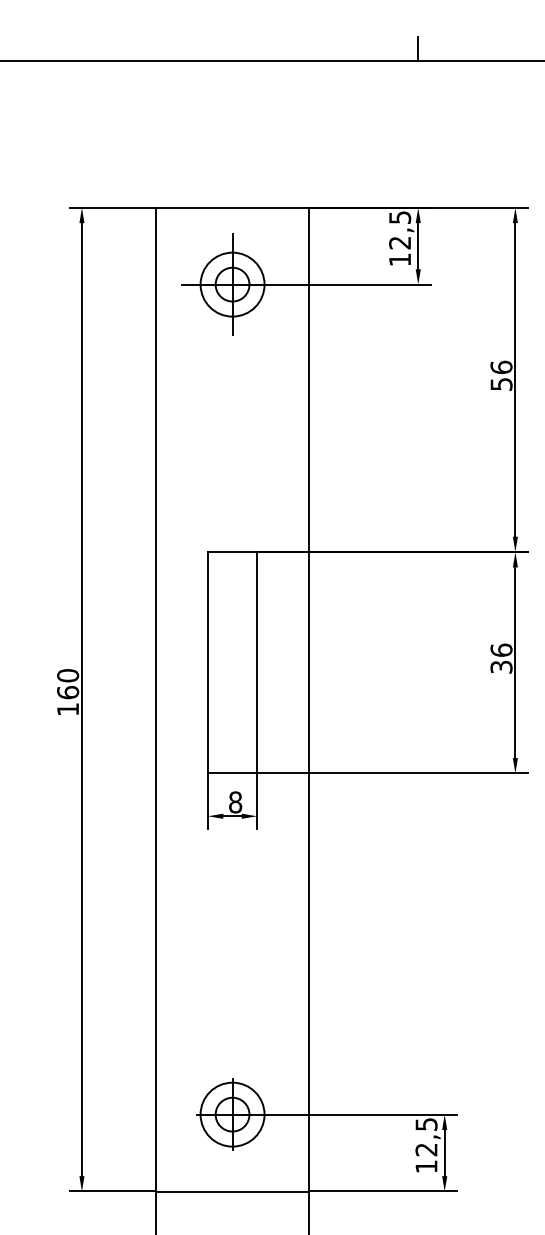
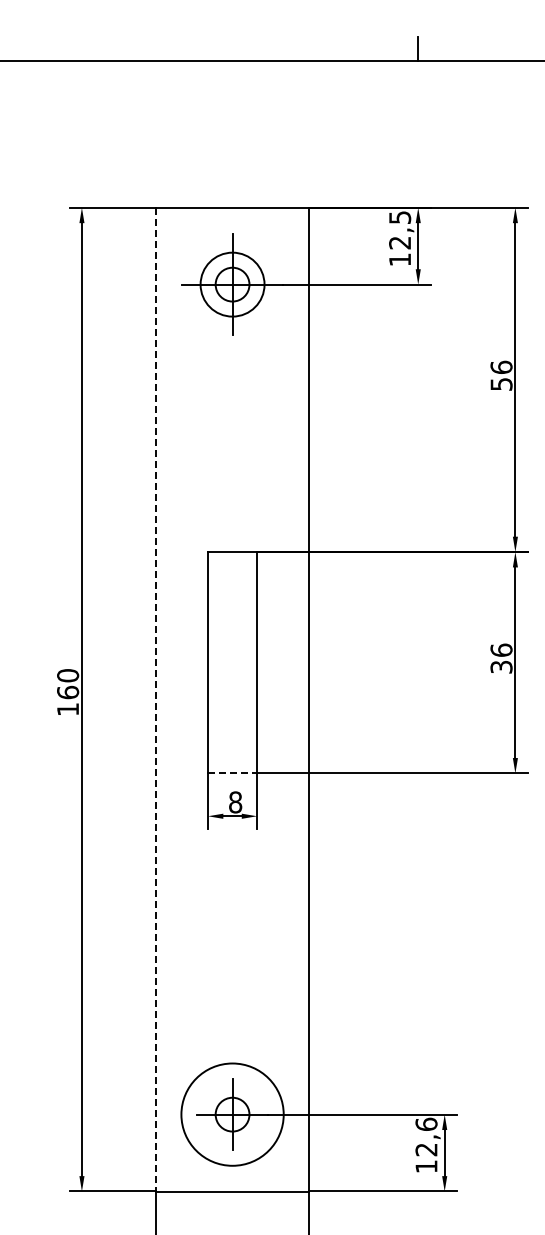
line: solid -> dashed (155, 699)
line: solid -> dashed (232, 773)
circle diameter: 64 px -> 102 px (232, 1114)
text: 12,5 -> 12,6 (426, 1123)
